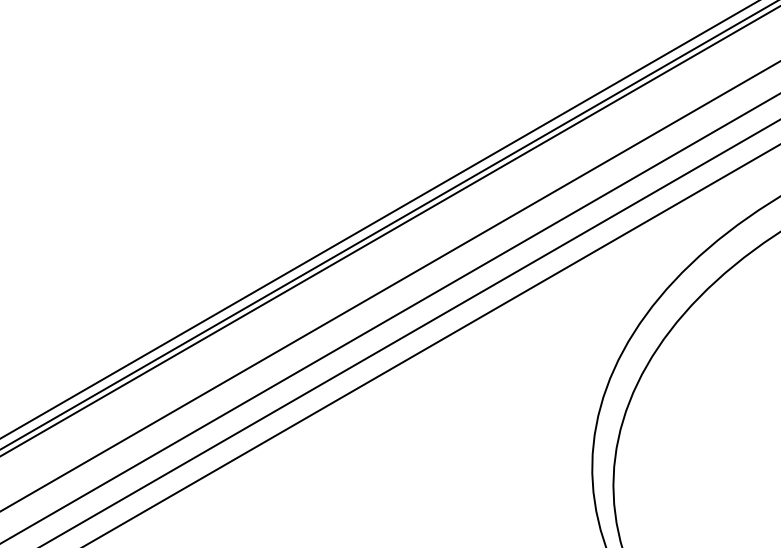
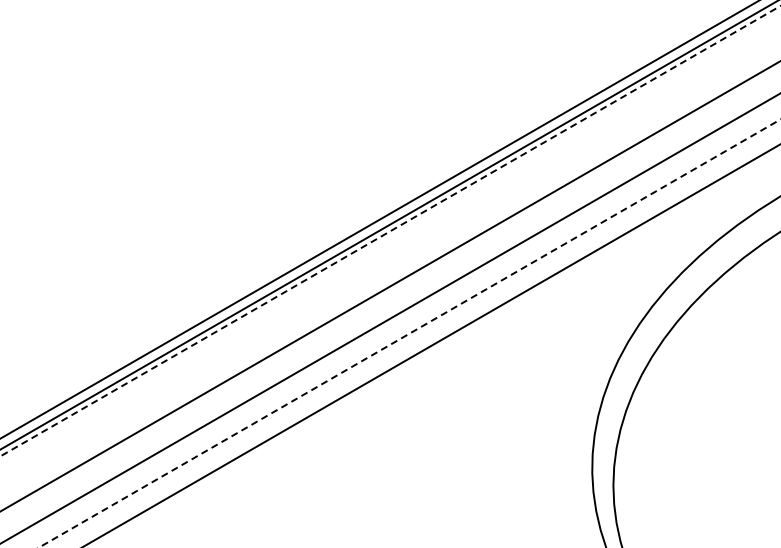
line: solid -> dashed (390, 231)
line: solid -> dashed (409, 333)
